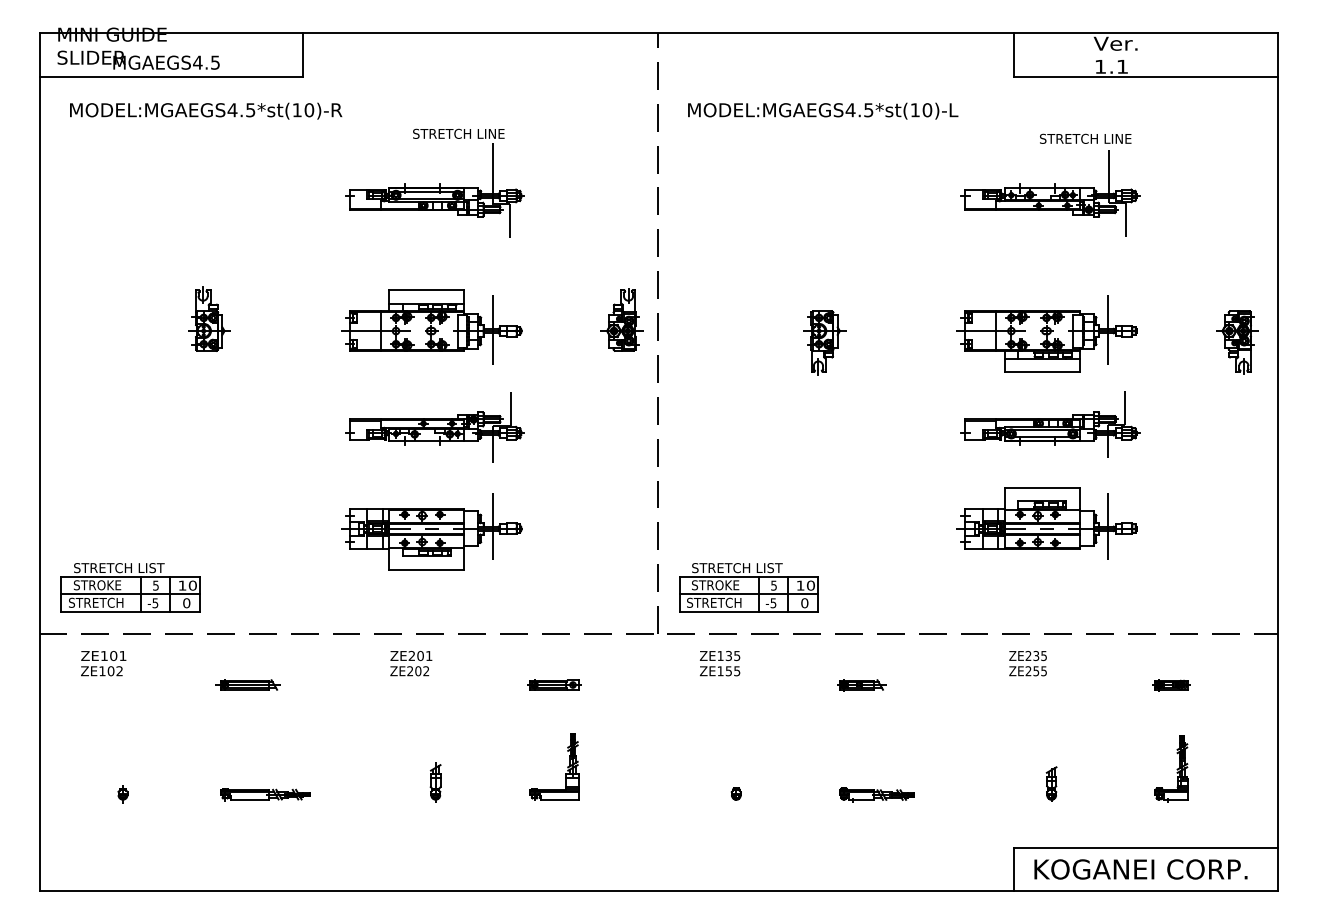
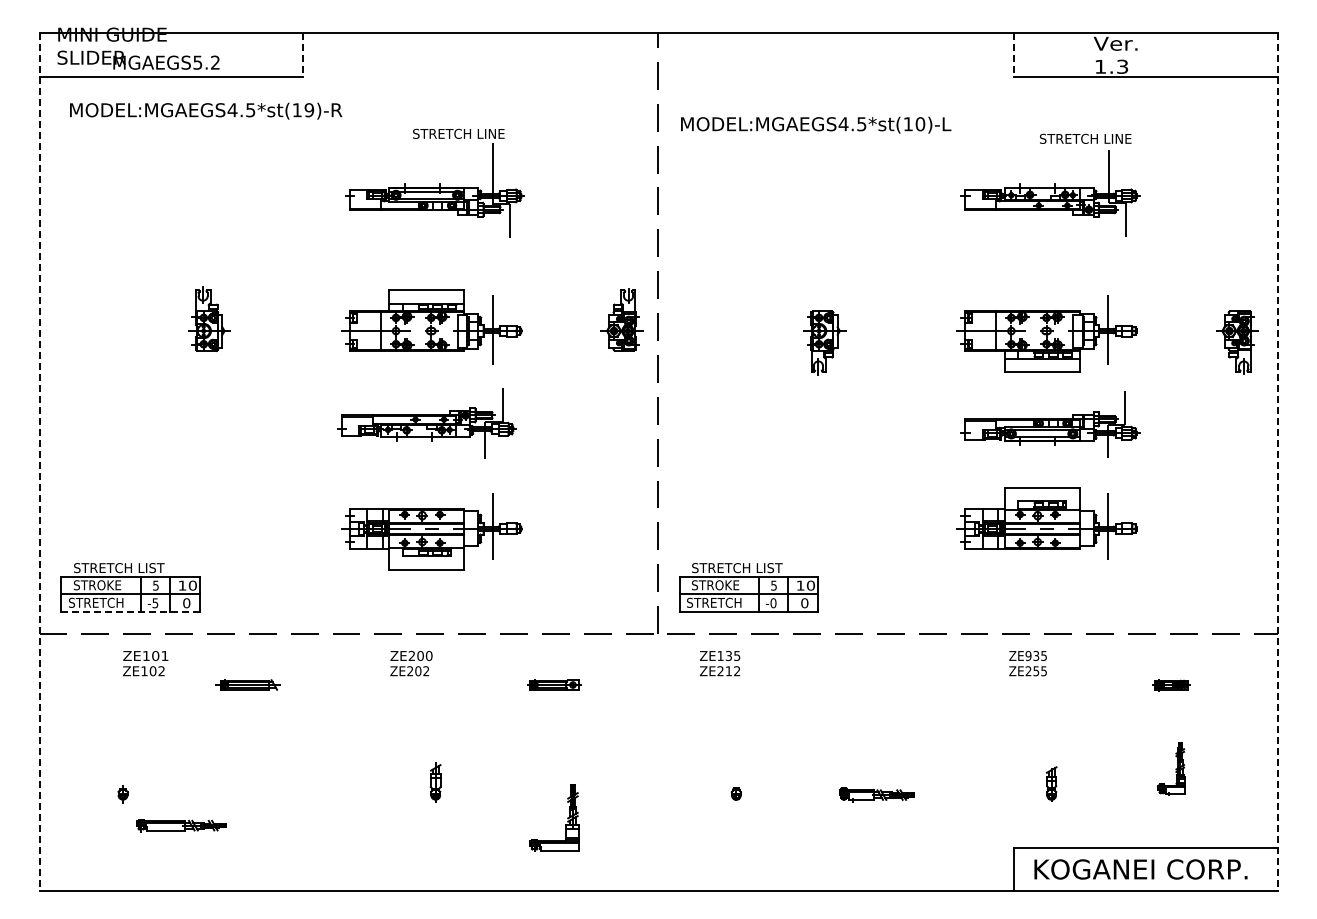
line: solid -> dashed (303, 55)
line: solid -> dashed (1013, 55)
text: MGAEGS4.5 -> MGAEGS5.2 (206, 62)
text: 1.1 -> 1.3 (1122, 66)
text: MODEL:MGAEGS4.5*st(10)-R -> MODEL:MGAEGS4.5*st(19)-R (309, 110)
text position: (823, 110) -> (816, 124) (816, 124)
part position: (434, 427) -> (426, 423) (426, 423)
line: solid -> dashed (39, 462)
line: solid -> dashed (1277, 462)
text: -5 -> -0 (773, 603)
line: solid -> dashed (131, 612)
text: ZE201 -> ZE200 (428, 655)
text: ZE235 -> ZE935 (1028, 655)
text position: (103, 663) -> (145, 663) (145, 663)
text: ZE155 -> ZE212 (728, 671)
part: present -> none (861, 685)
part position: (567, 766) -> (567, 817) (567, 817)
part size: 35x68 px -> 29x54 px (1171, 768)
part position: (265, 794) -> (181, 825) (181, 825)
